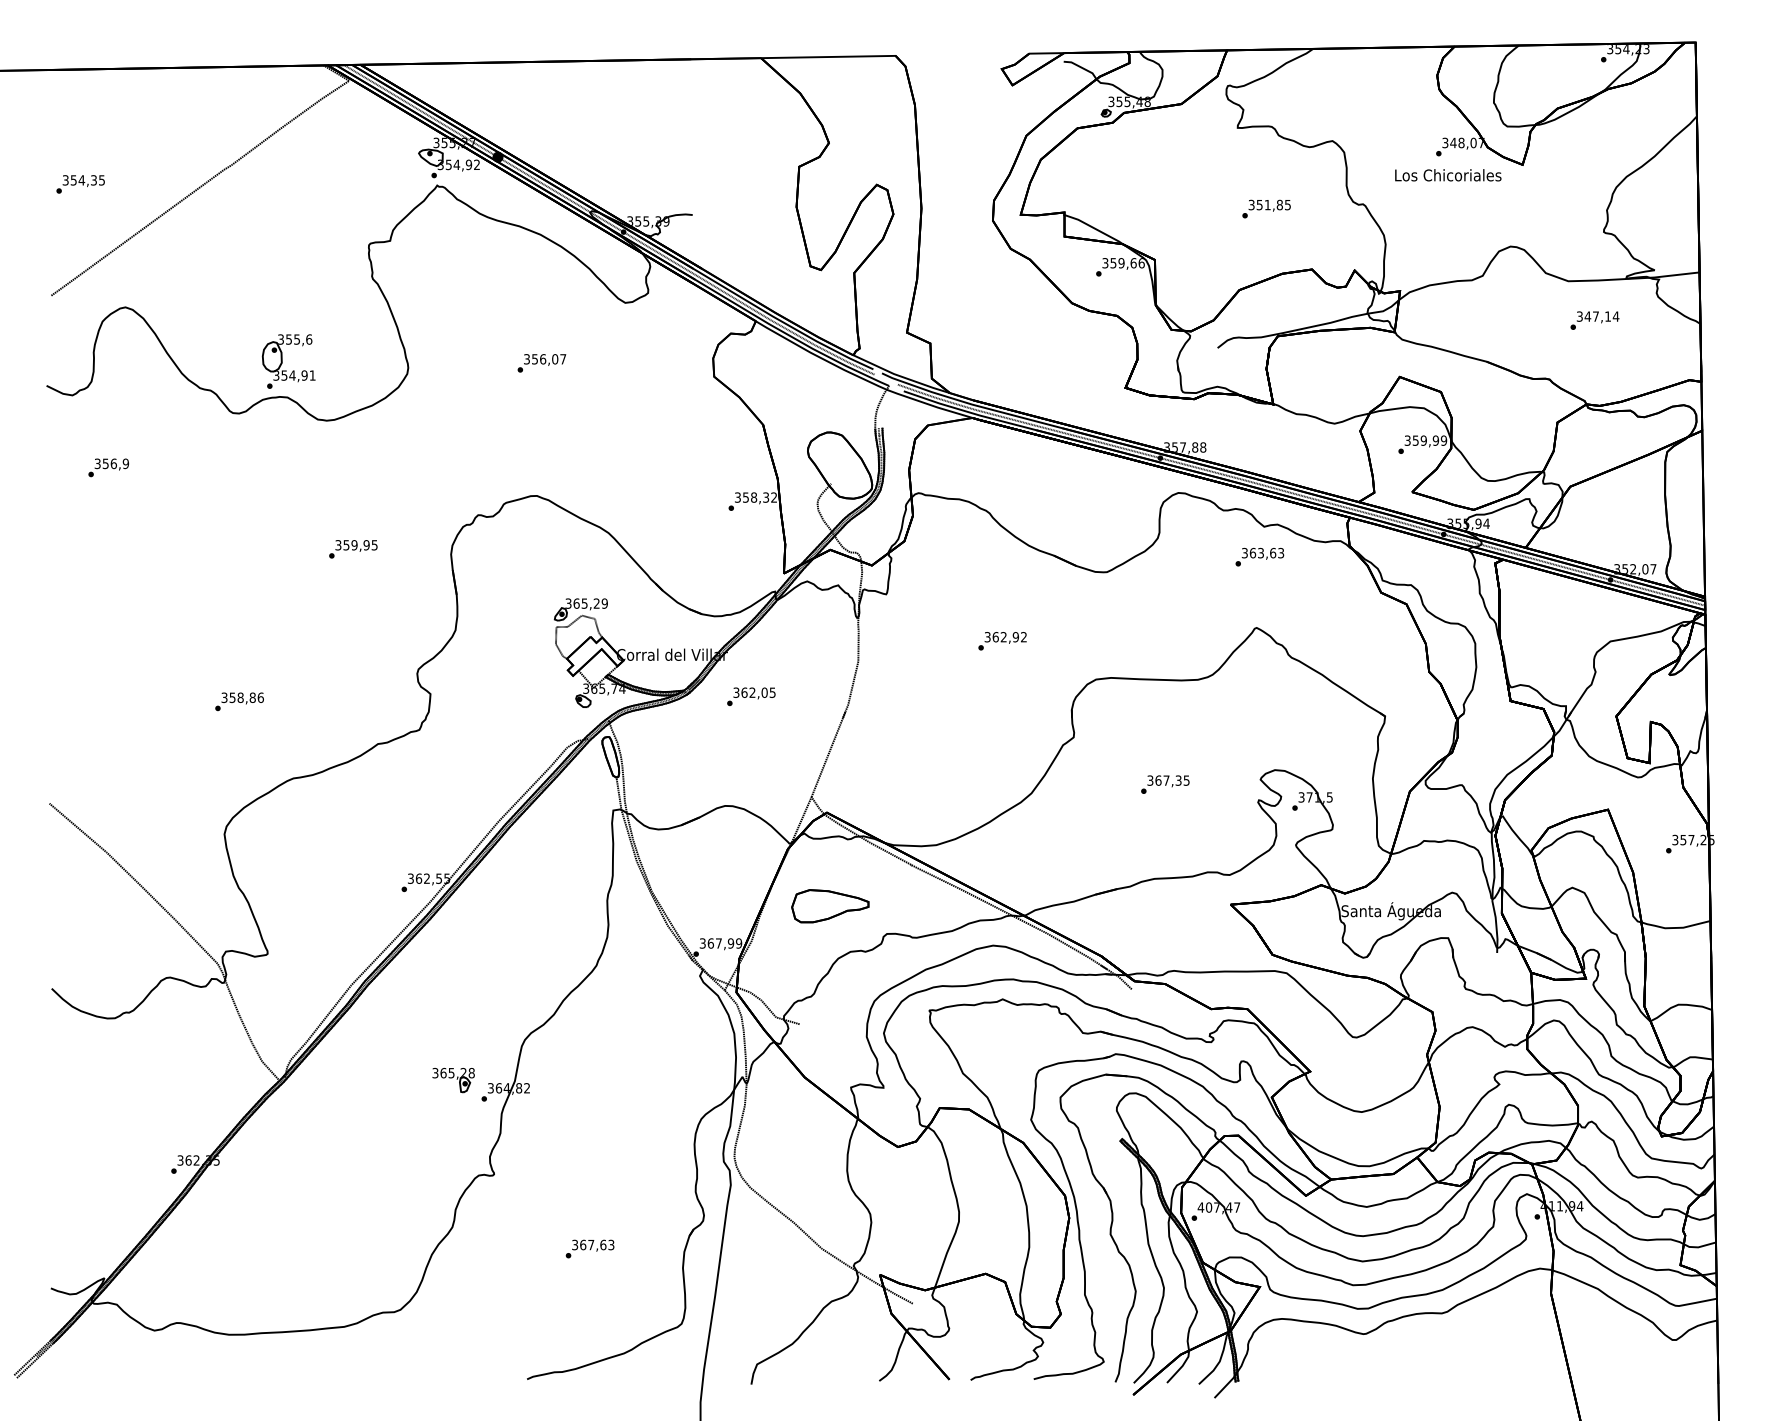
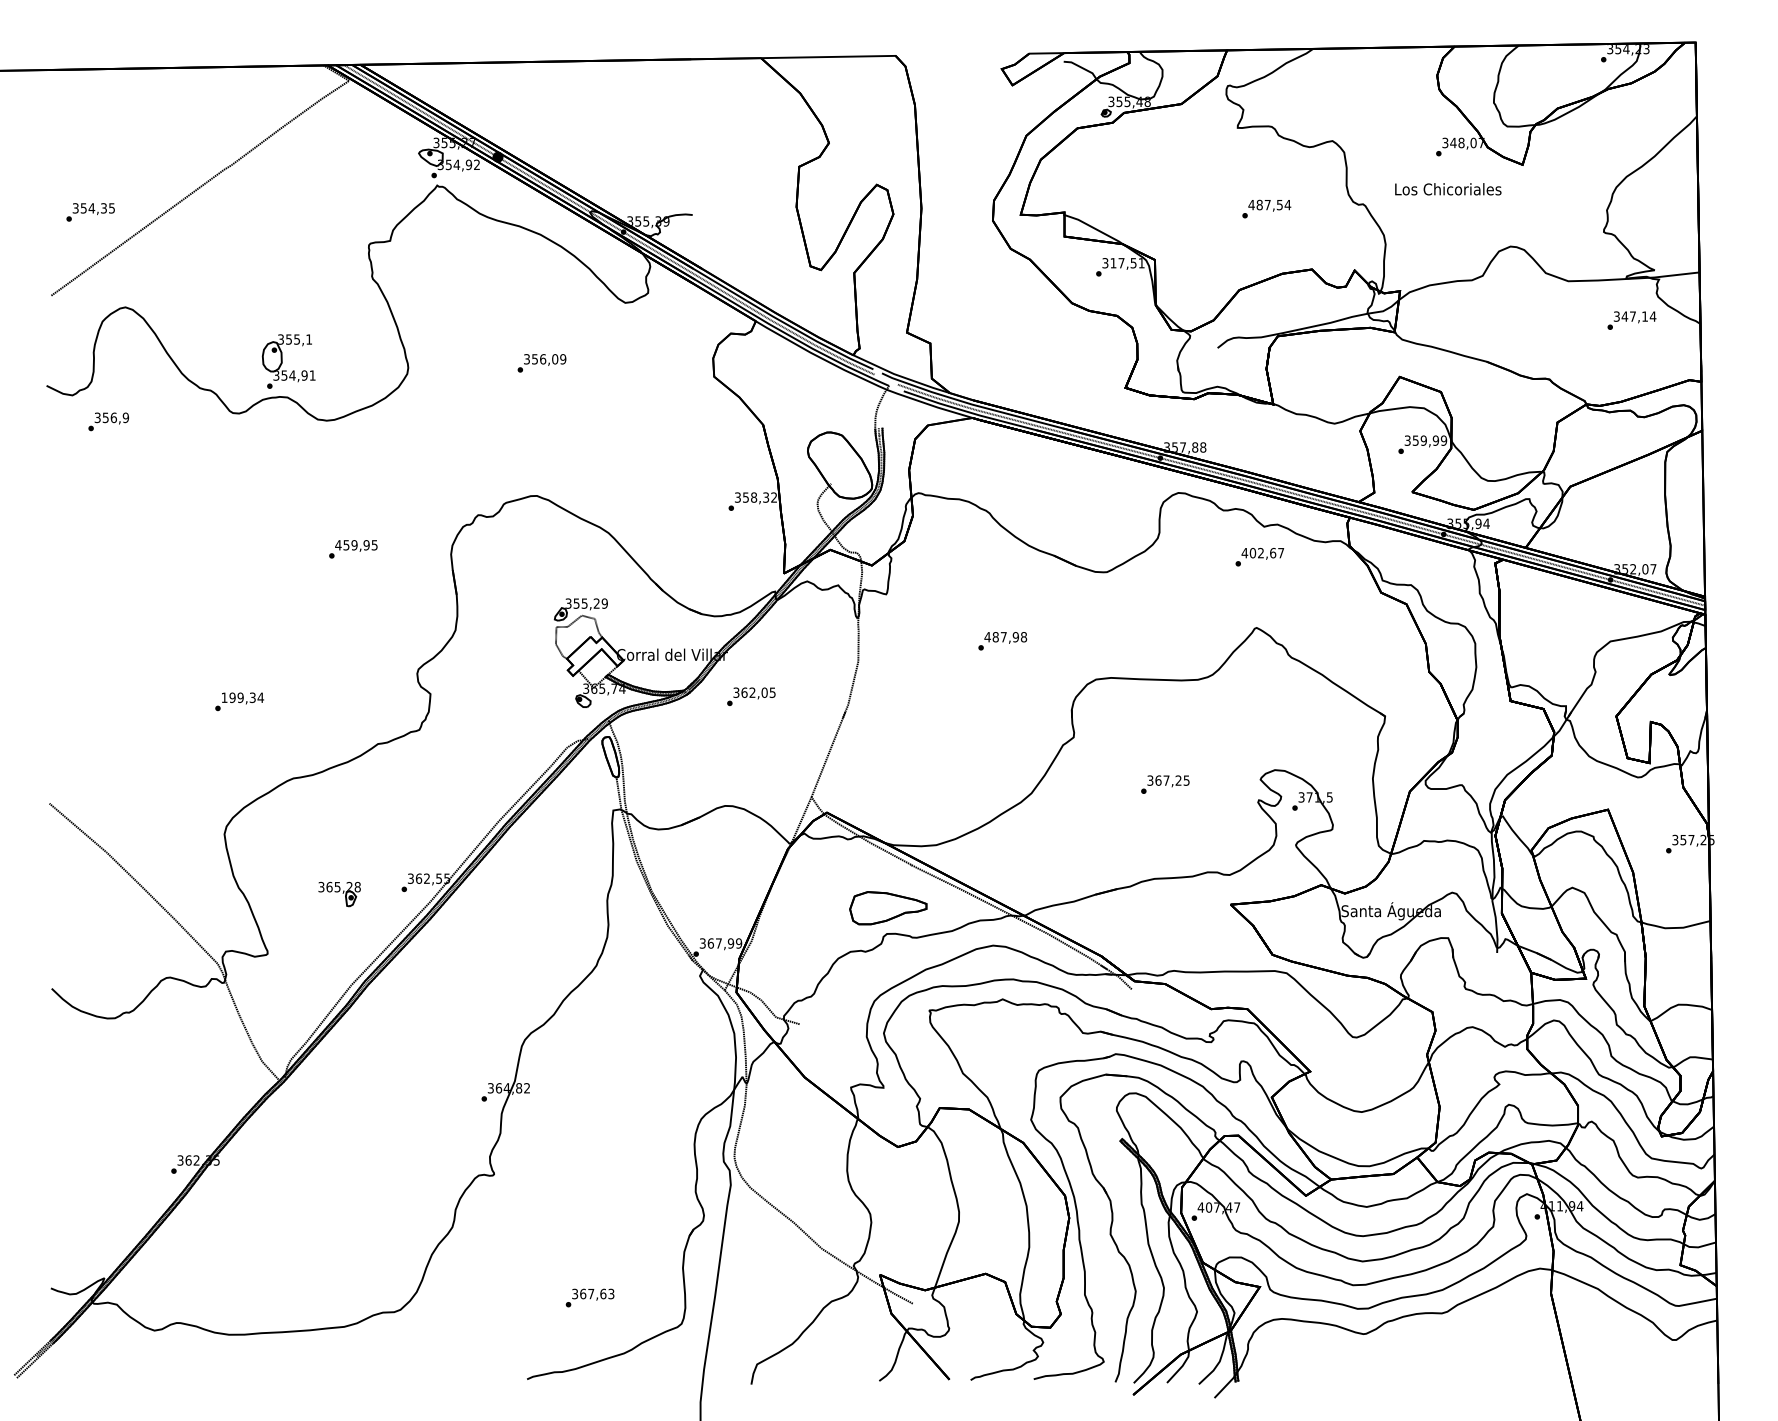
text position: (1448, 175) -> (1448, 189) (1448, 189)
text position: (80, 184) -> (90, 212) (90, 212)
text: 351,85 -> 487,54 (1269, 204)
text: 359,66 -> 317,51 (1127, 263)
text position: (1594, 320) -> (1631, 320) (1631, 320)
text: 355,6 -> 355,1 (309, 339)
text: 356,07 -> 356,09 (563, 359)
text position: (108, 467) -> (108, 421) (108, 421)
text: 359,95 -> 459,95 (338, 545)
text: 363,63 -> 402,67 (1262, 552)
text: 365,29 -> 355,29 (576, 603)
text: 362,92 -> 487,98 (1005, 637)
text: 358,86 -> 199,34 (242, 697)
text: 367,35 -> 367,25 (1178, 780)
part position: (830, 906) -> (888, 908) (888, 908)
part position: (453, 1080) -> (339, 894) (339, 894)
text position: (589, 1248) -> (589, 1297) (589, 1297)
